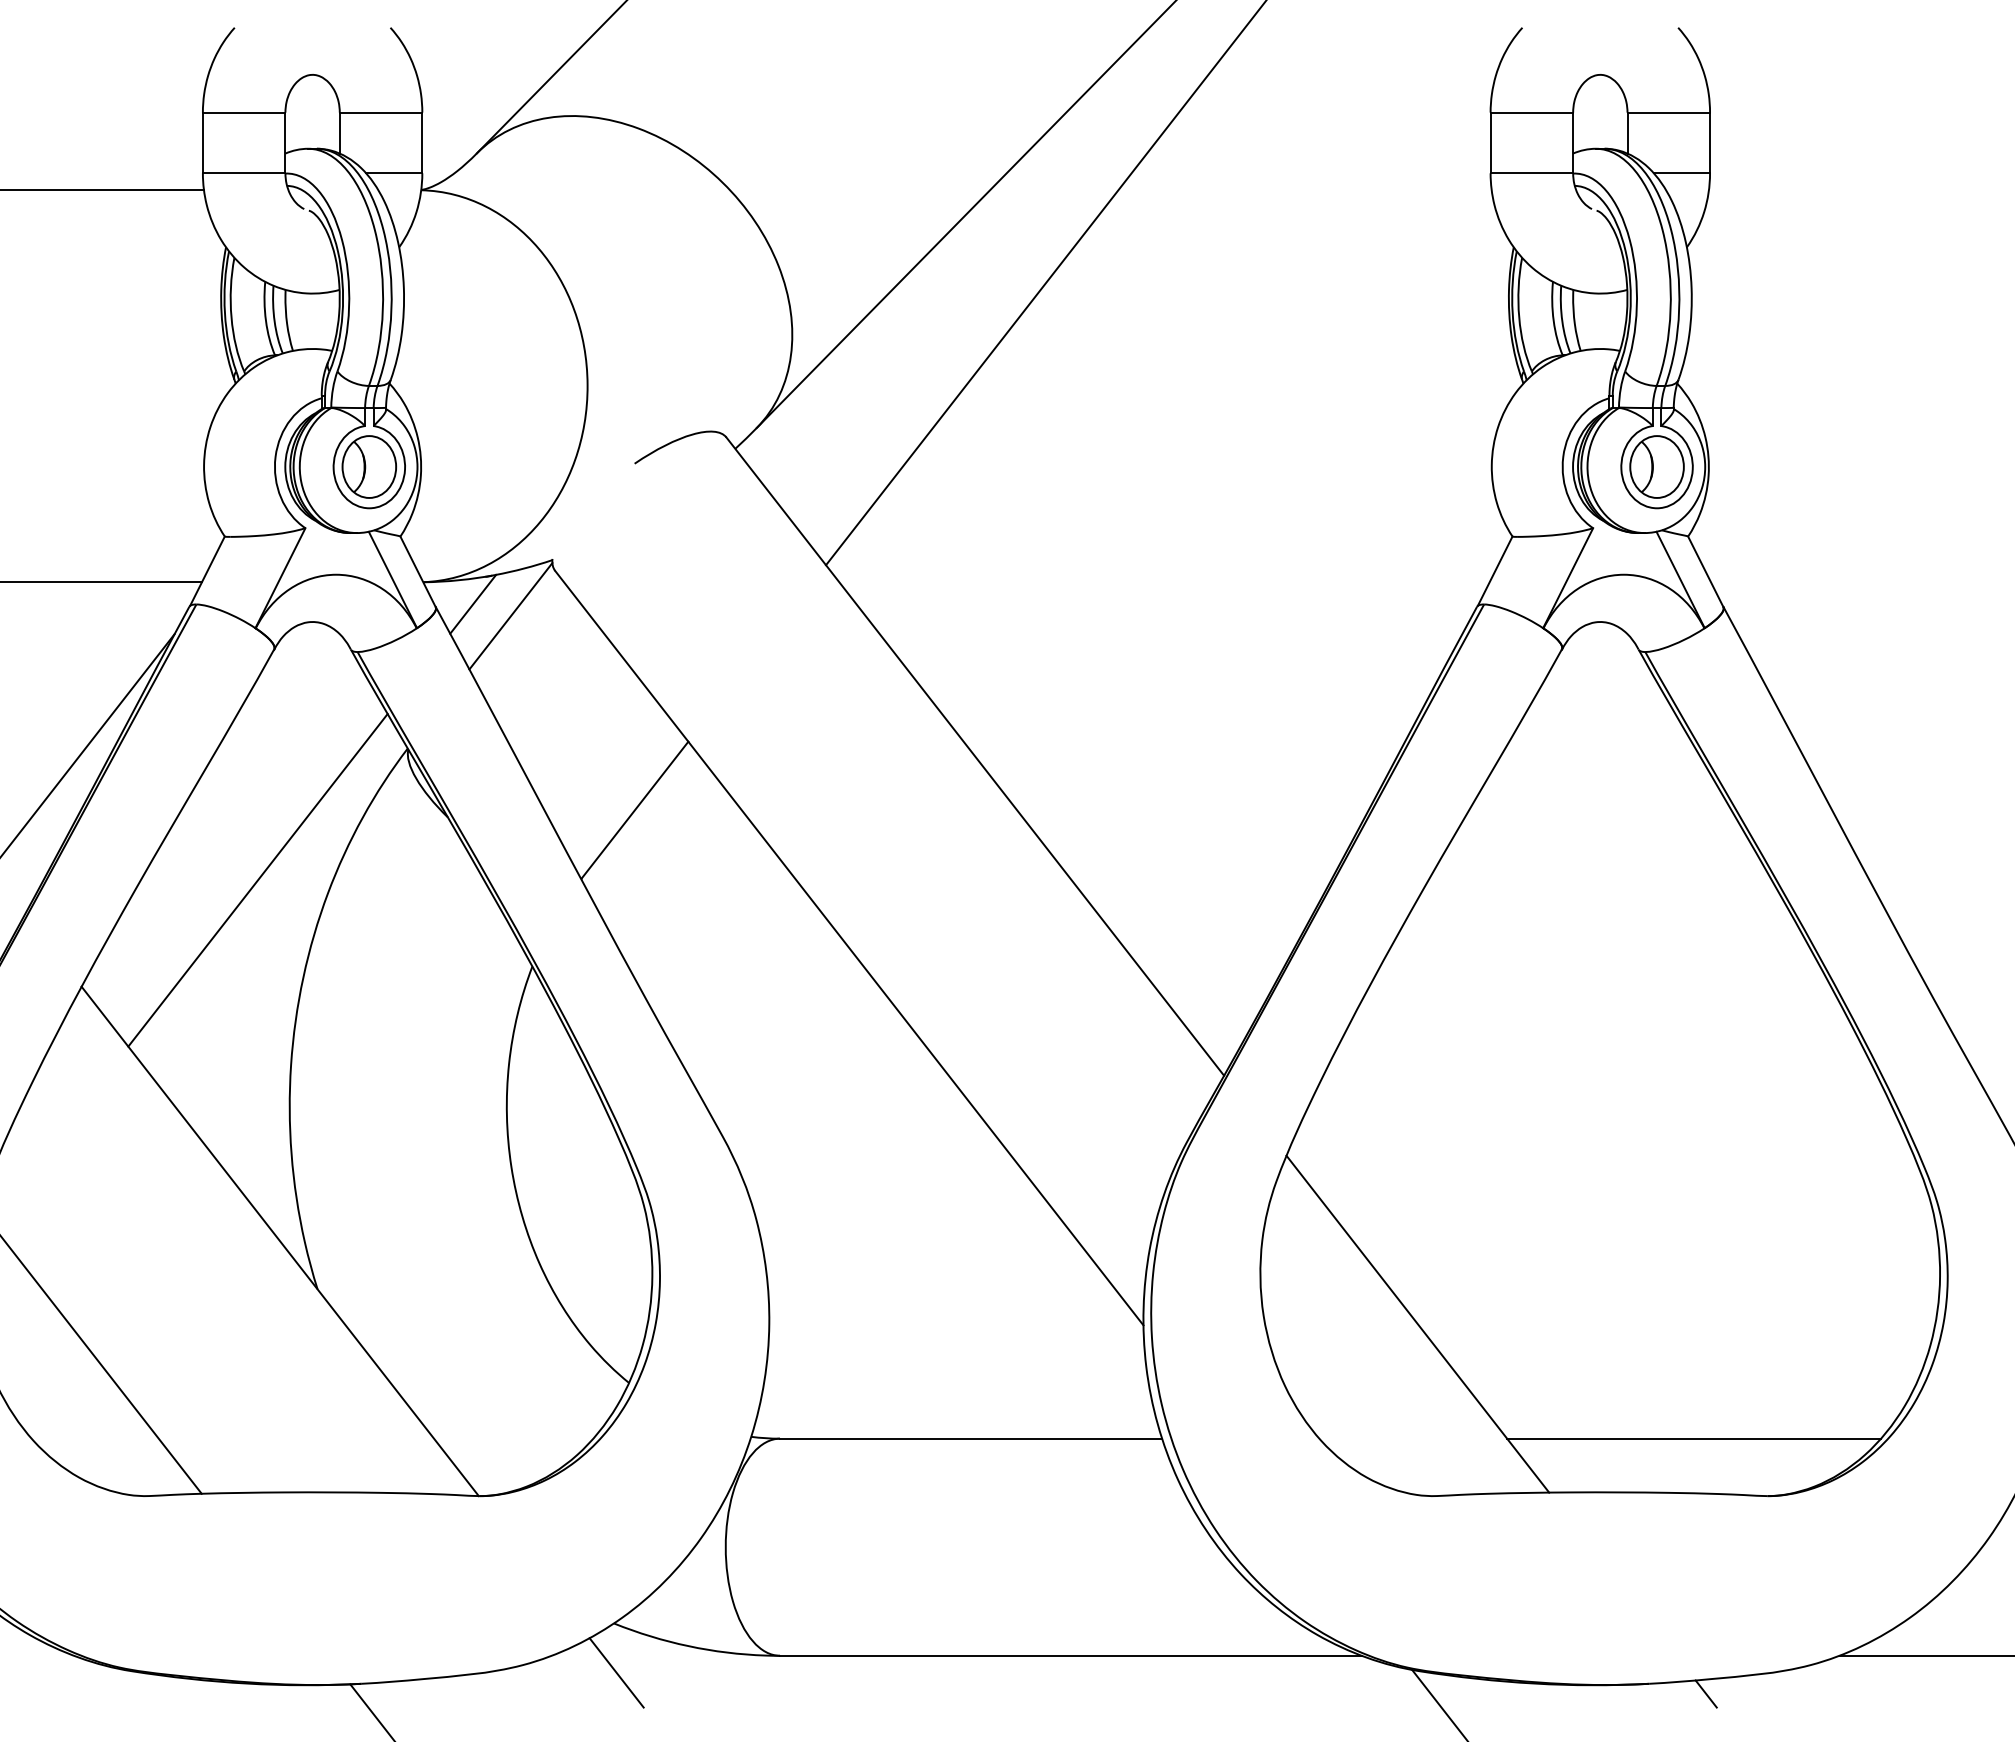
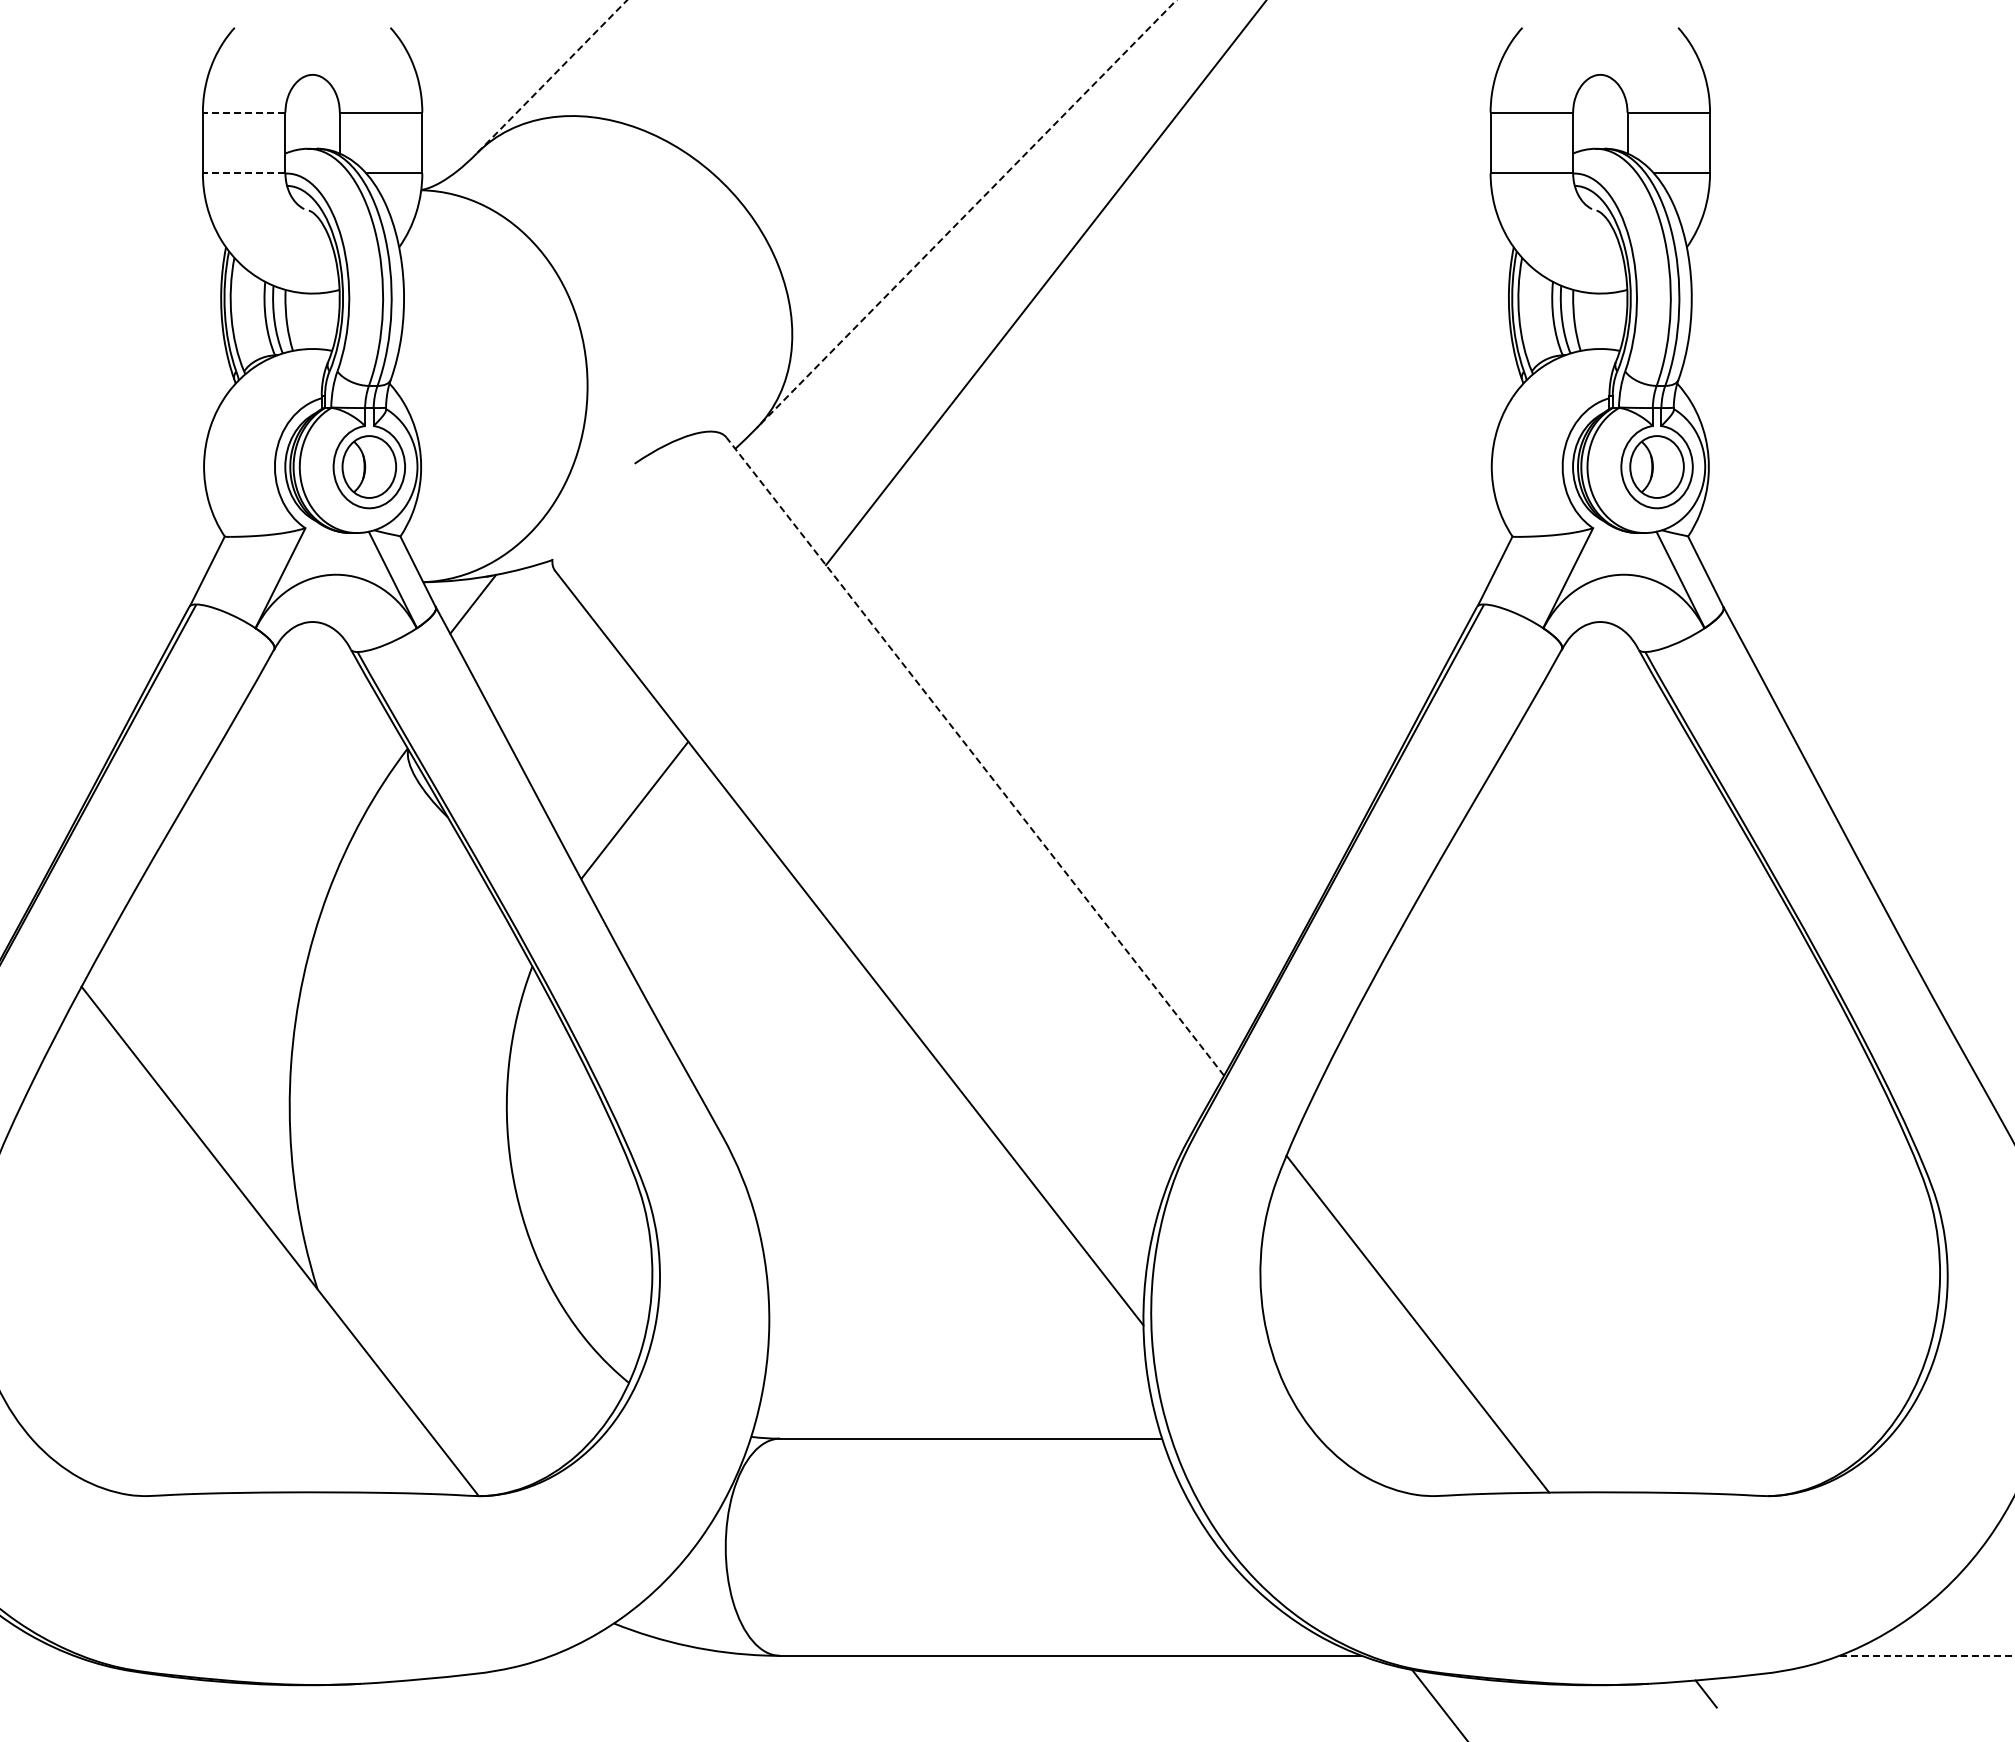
line: solid -> dashed (551, 77)
line: solid -> dashed (243, 112)
line: solid -> dashed (243, 173)
line: present -> none (102, 190)
line: solid -> dashed (966, 214)
line: present -> none (101, 582)
line: present -> none (510, 616)
line: present -> none (88, 744)
line: solid -> dashed (975, 756)
line: present -> none (257, 880)
line: present -> none (101, 1365)
line: present -> none (1694, 1438)
line: solid -> dashed (1927, 1655)
line: present -> none (616, 1672)
line: present -> none (371, 1711)
